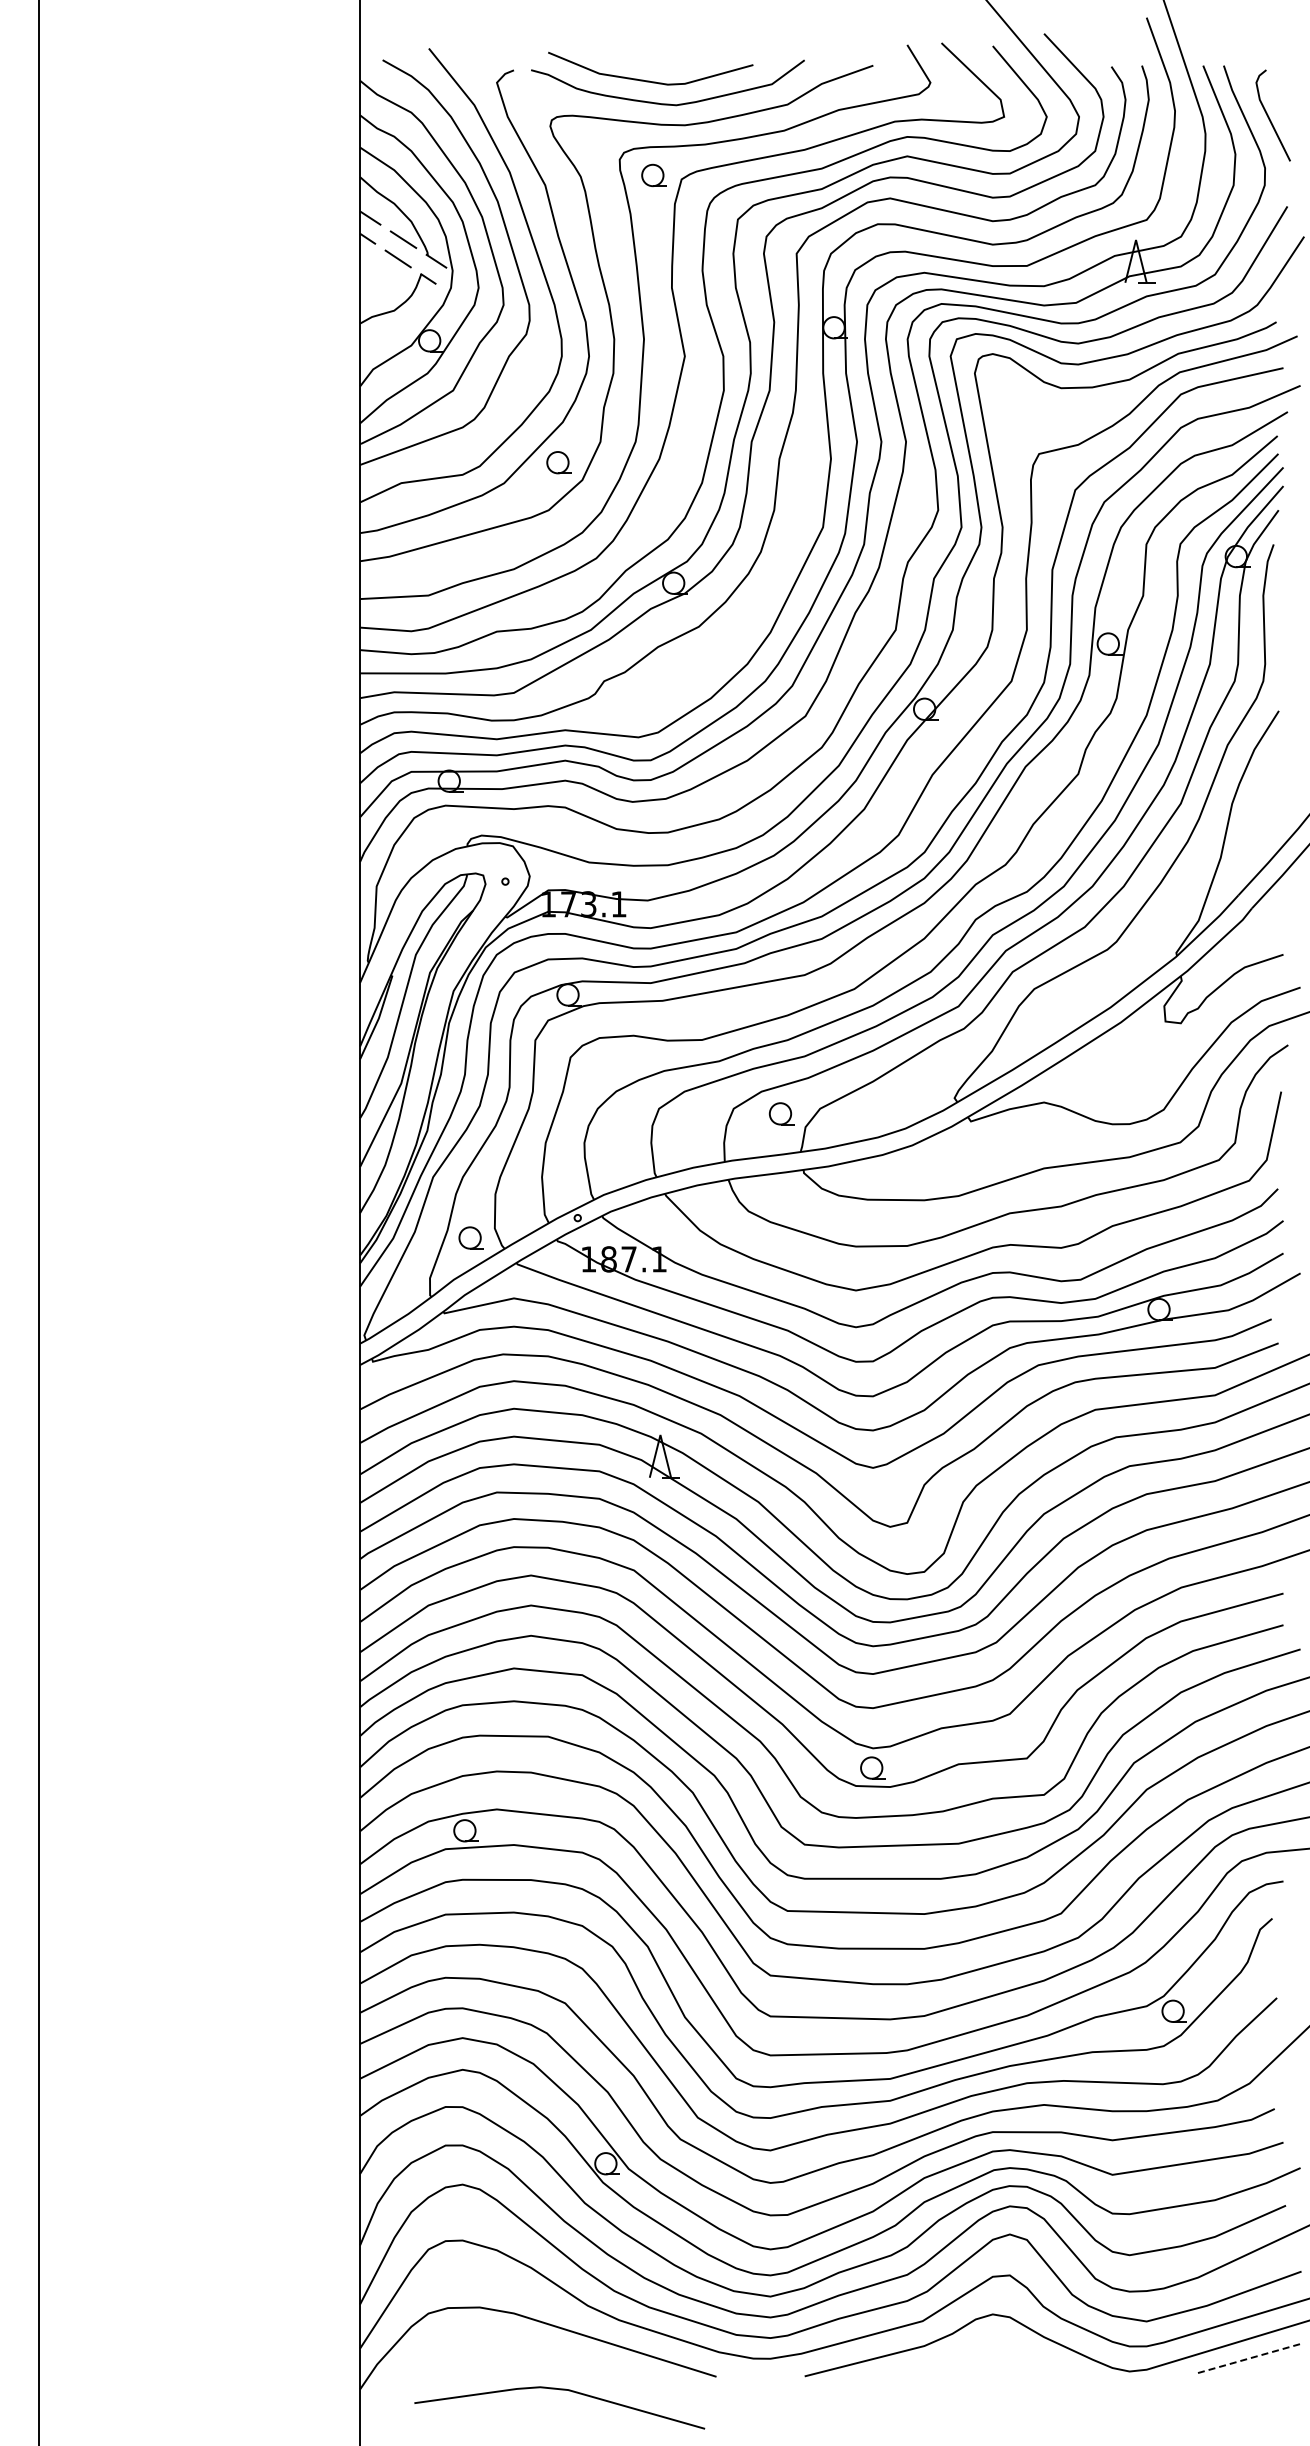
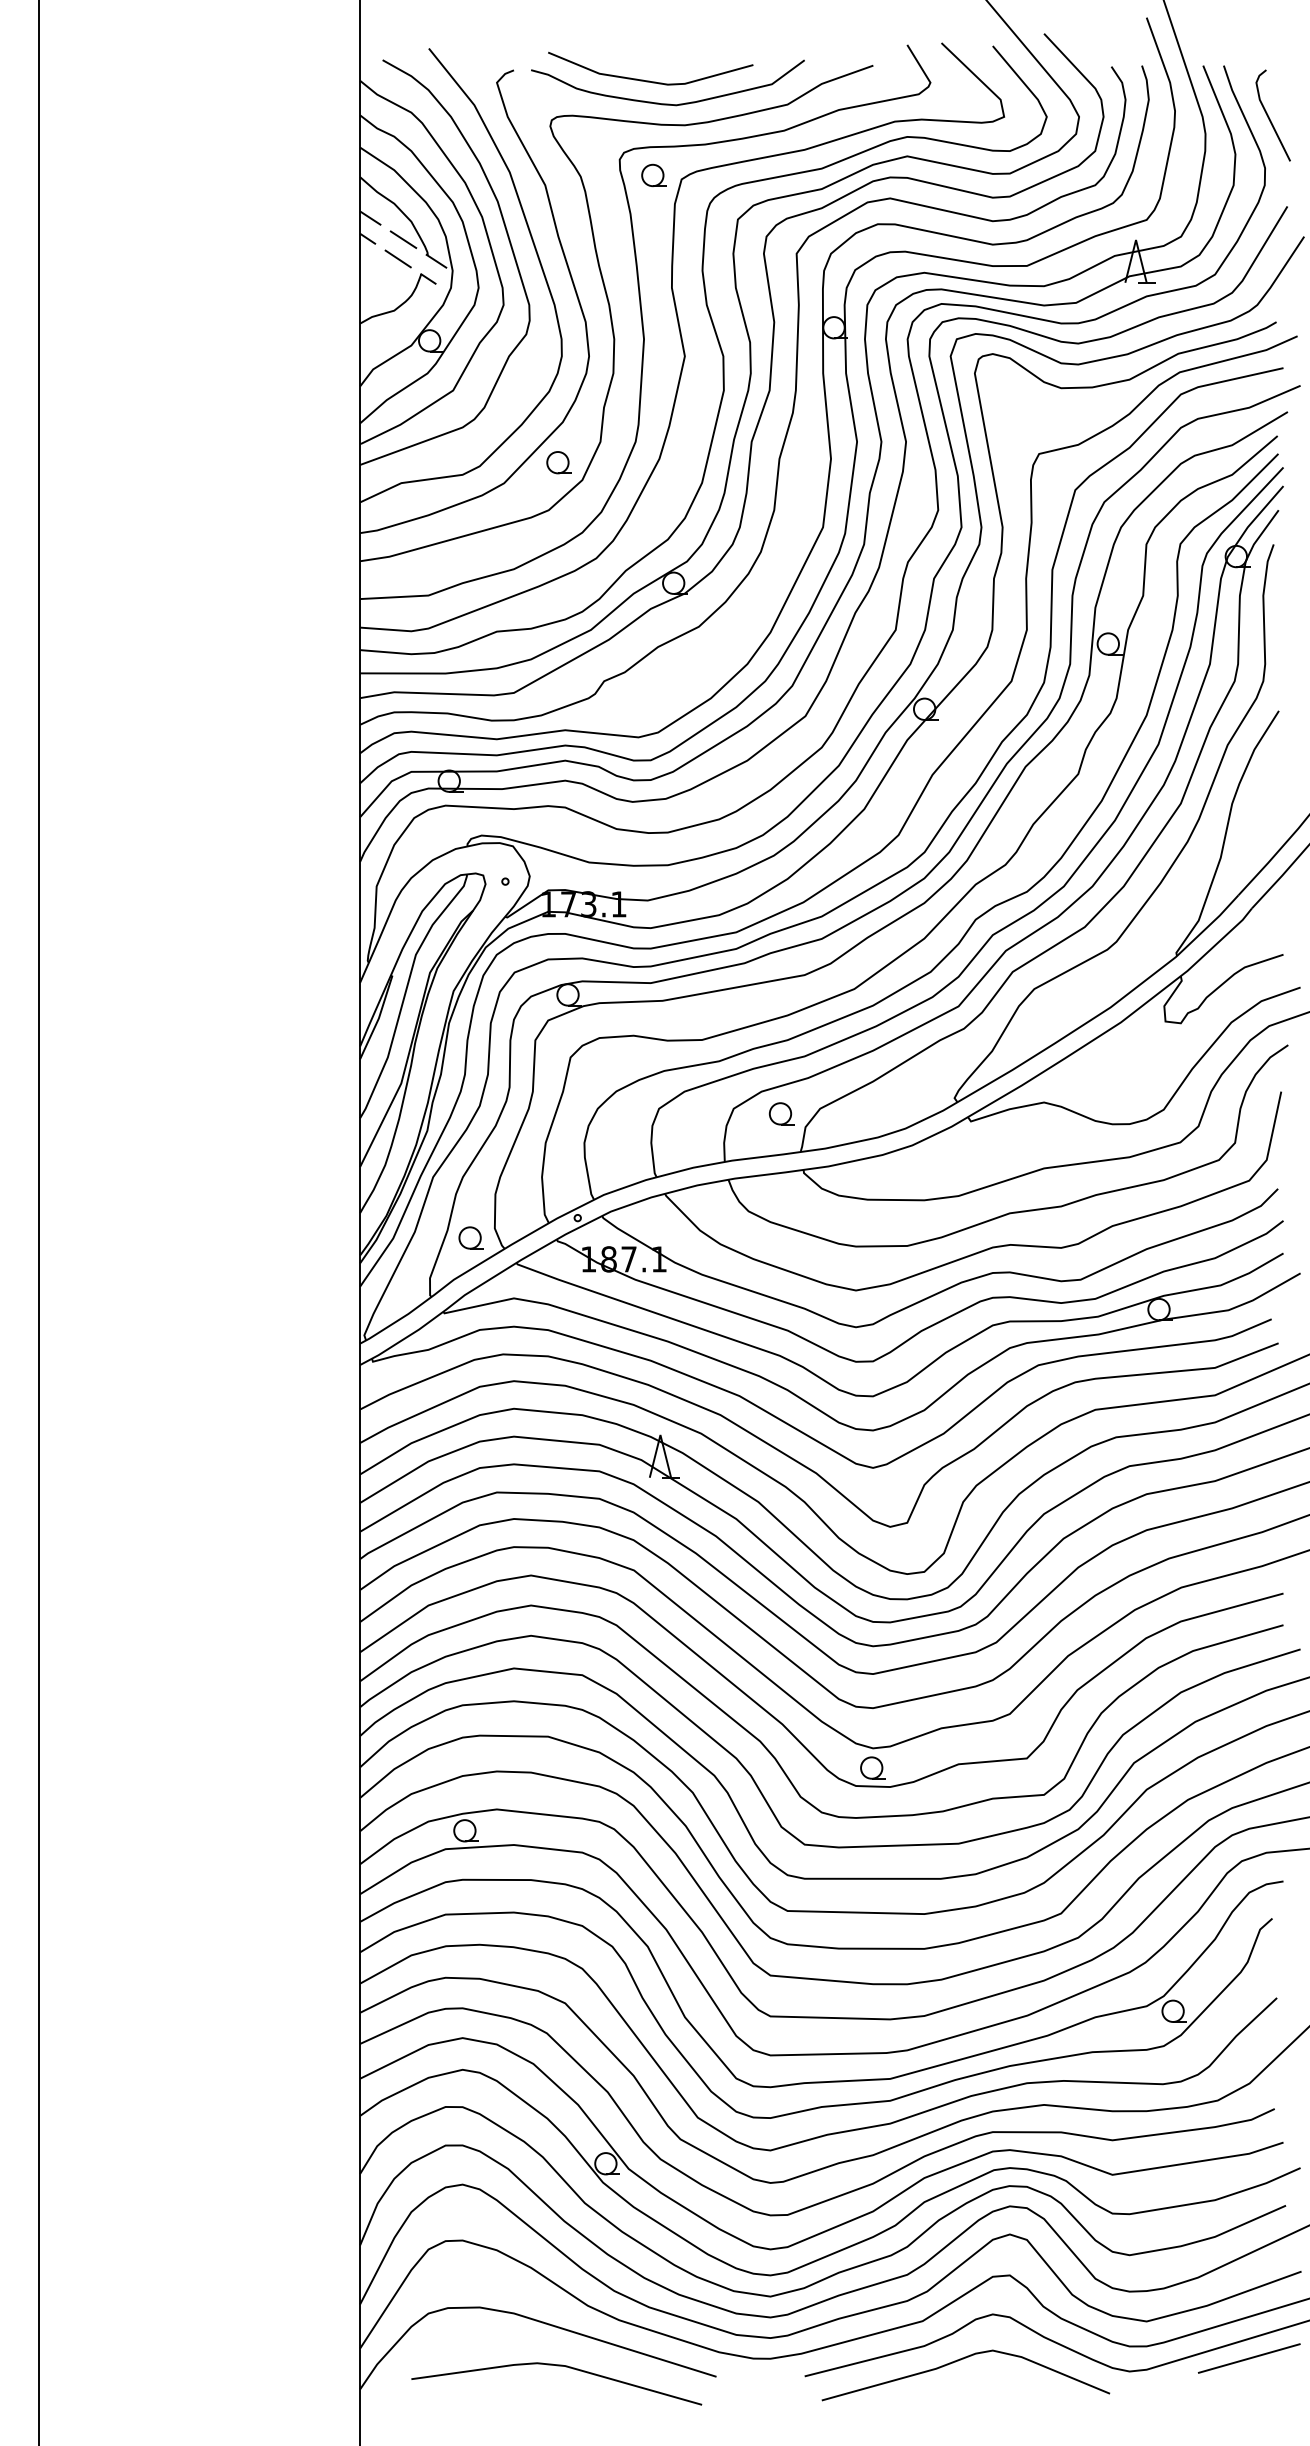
line: dashed -> solid (1249, 2358)
curve: none -> present (961, 2360)
line position: (559, 2390) -> (556, 2366) (556, 2366)
